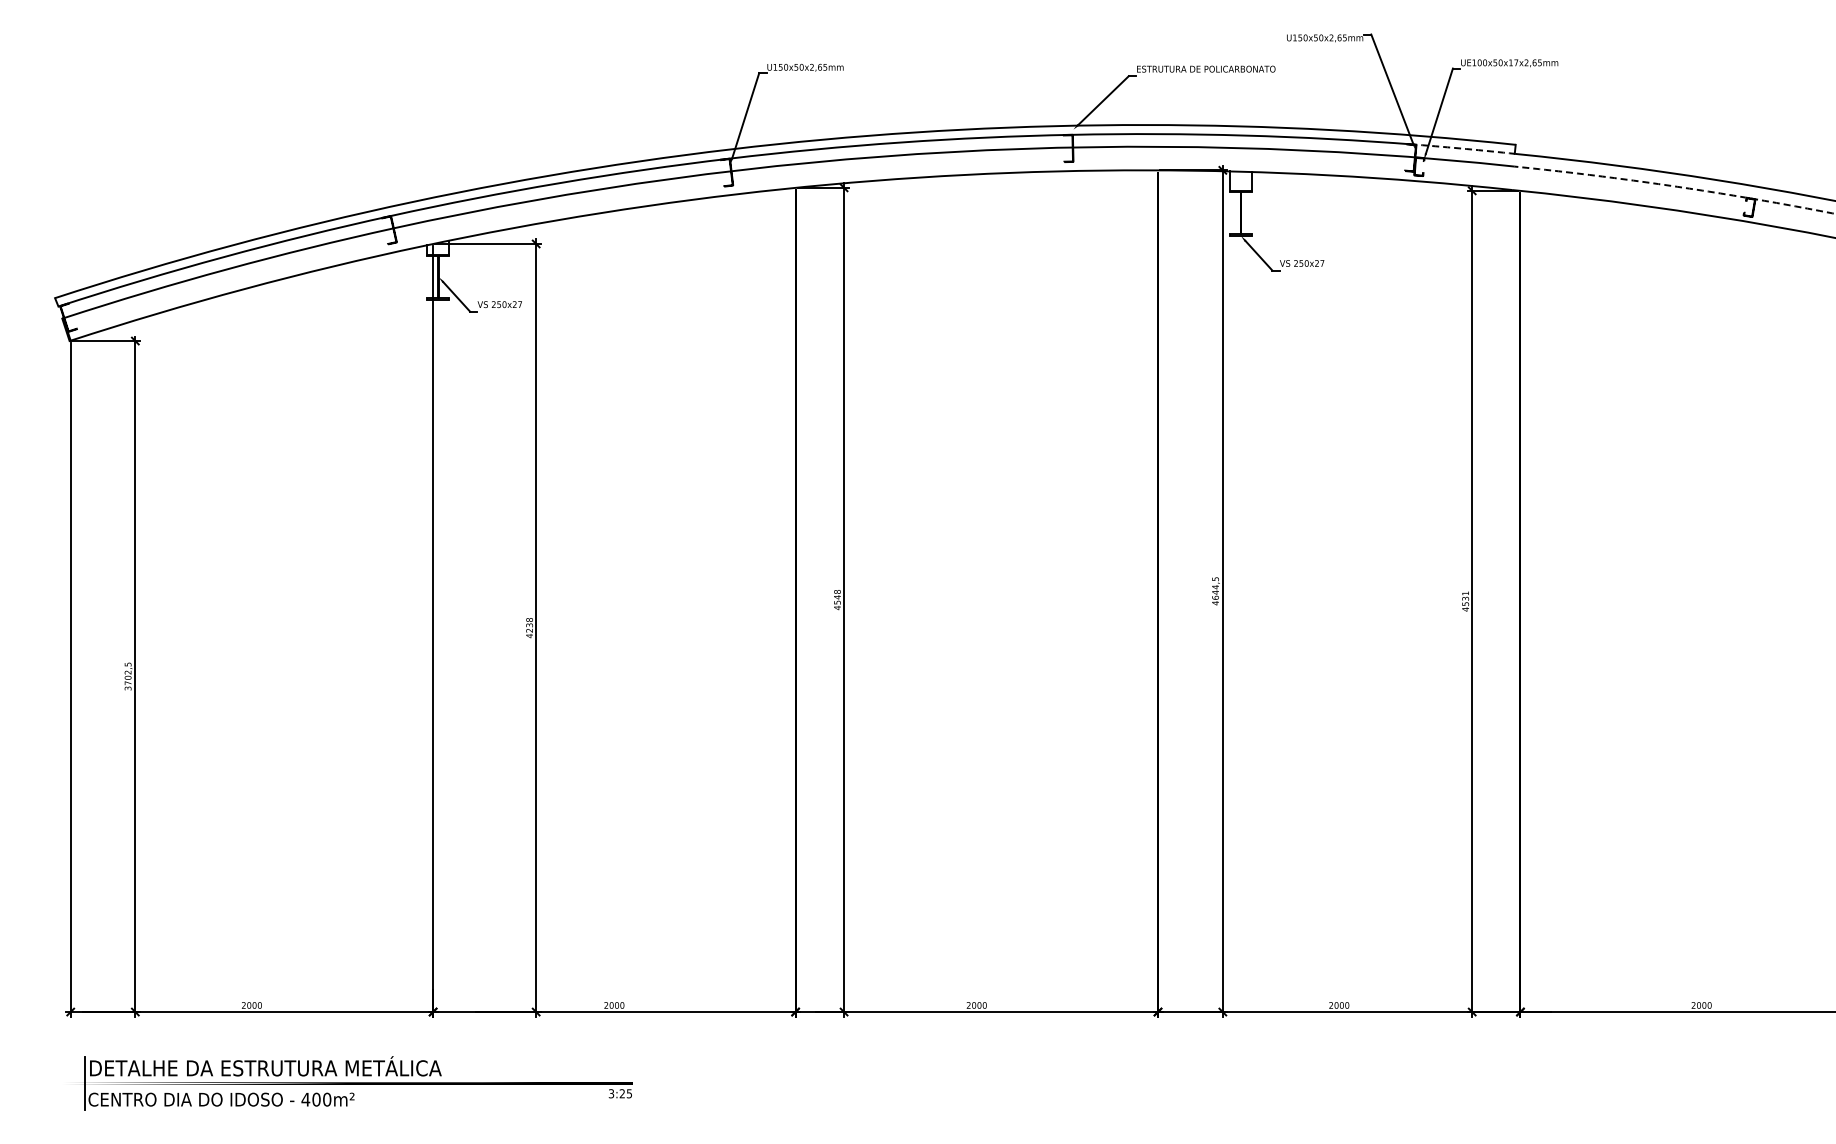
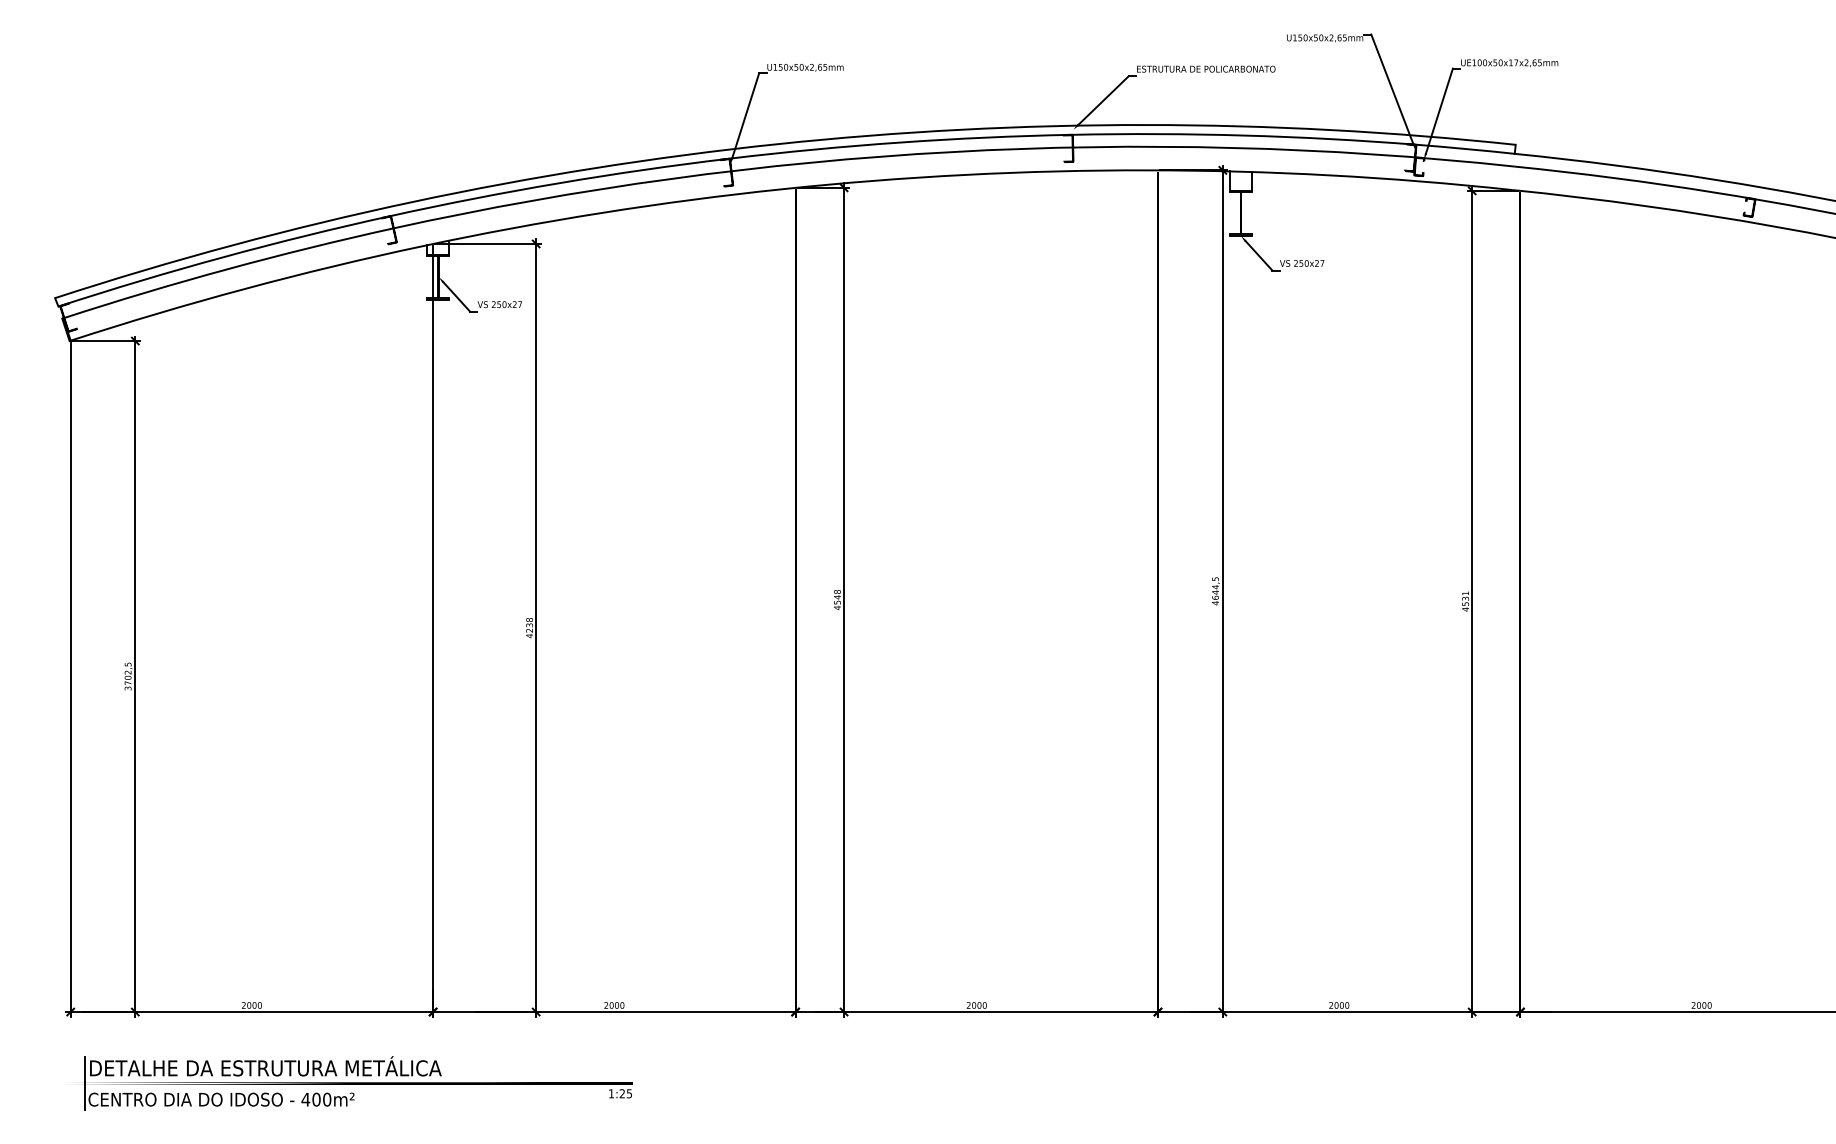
arc: dashed -> solid (1466, 149)
arc: dashed -> solid (1675, 186)
text: 3:25 -> 1:25 (611, 1093)
